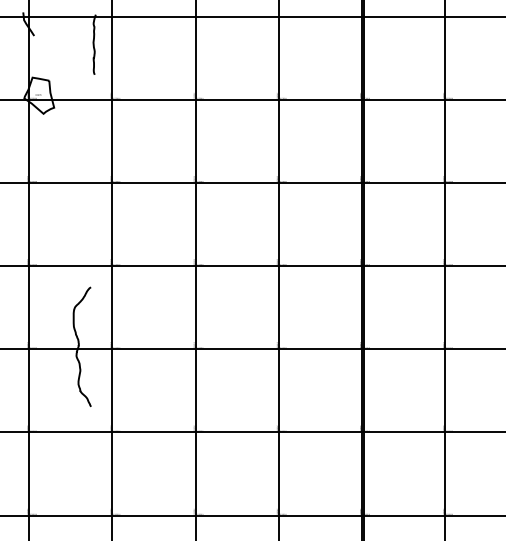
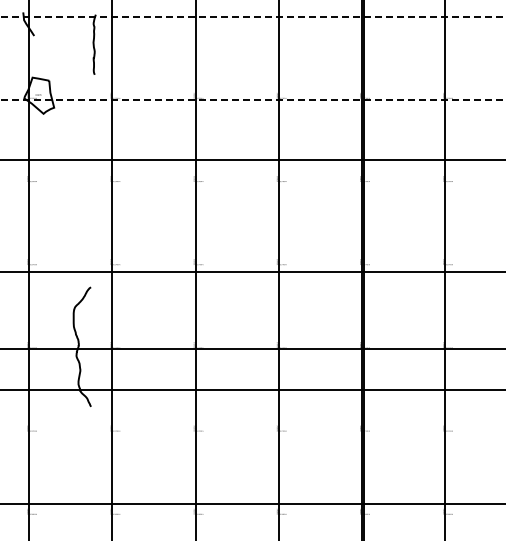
line: solid -> dashed (253, 16)
line: solid -> dashed (253, 99)
line position: (252, 182) -> (252, 159) (252, 159)
line position: (252, 266) -> (252, 272) (252, 272)
line position: (252, 432) -> (252, 390) (252, 390)
line position: (252, 515) -> (252, 503) (252, 503)
